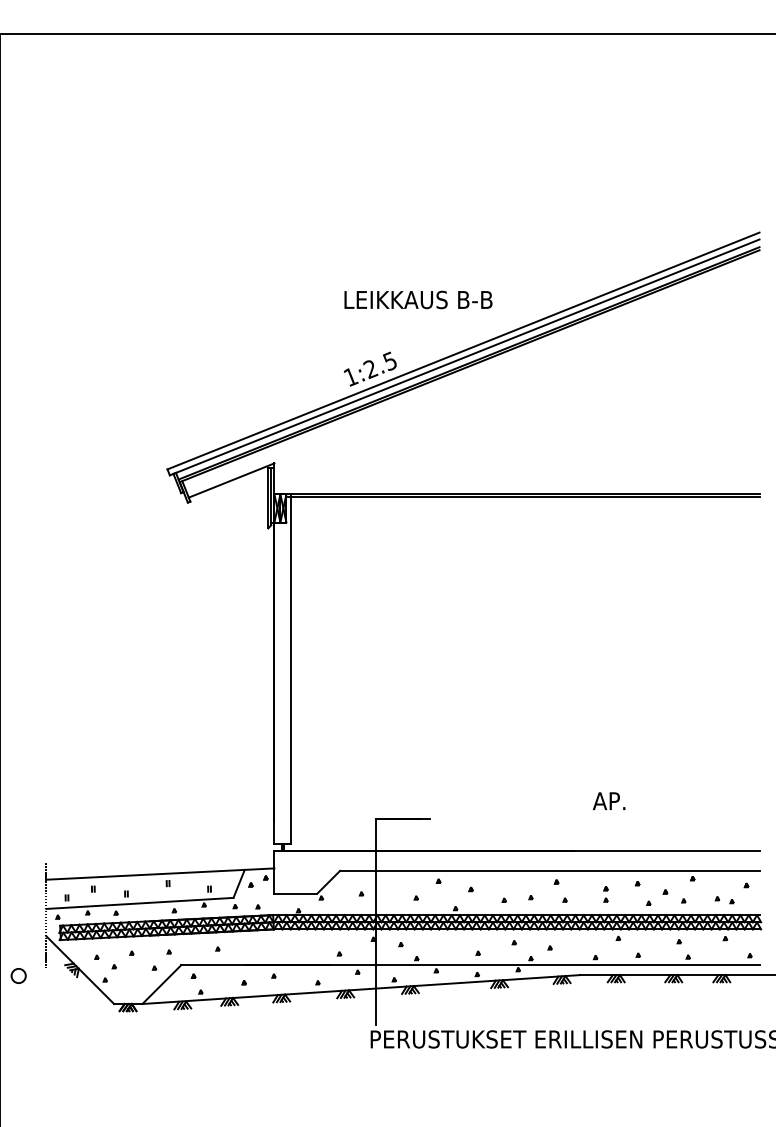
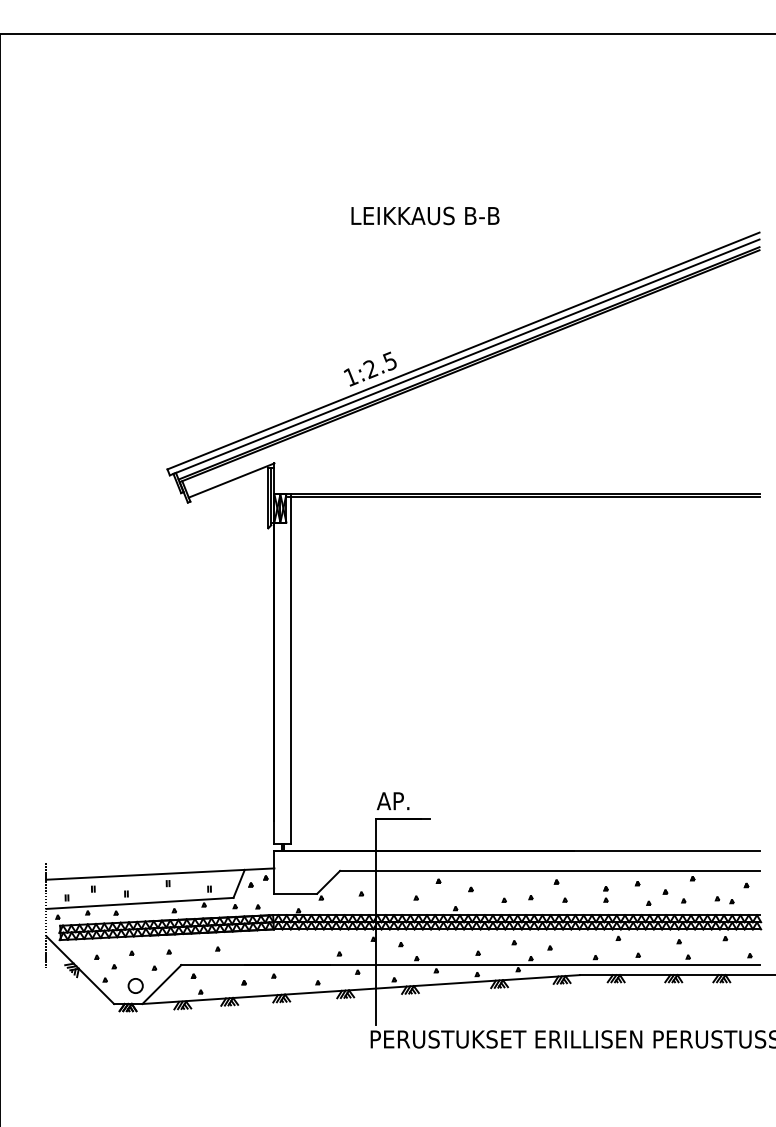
text position: (418, 299) -> (425, 215) (425, 215)
text position: (608, 801) -> (392, 801) (392, 801)
part position: (18, 975) -> (135, 985) (135, 985)
